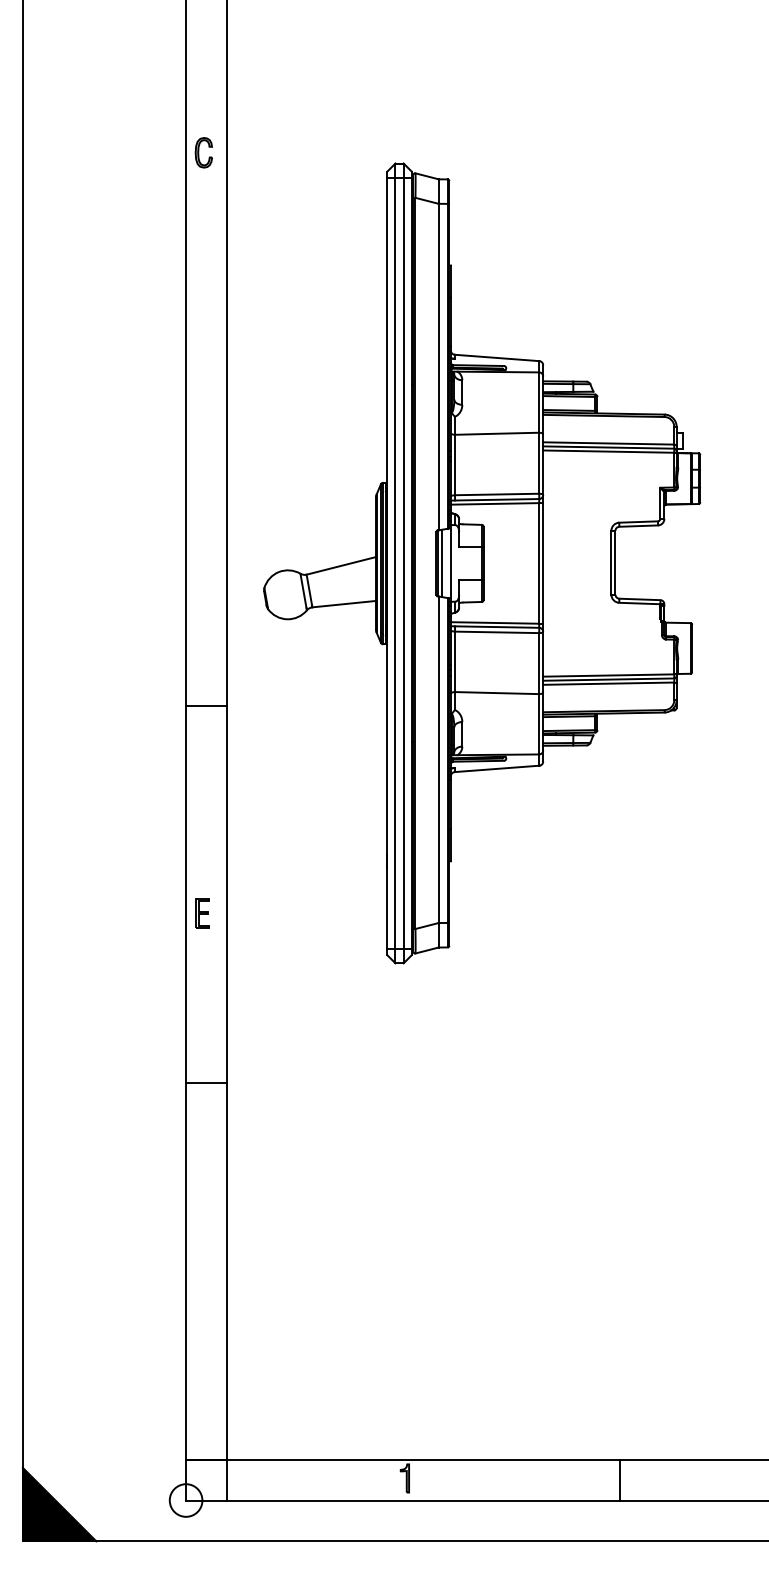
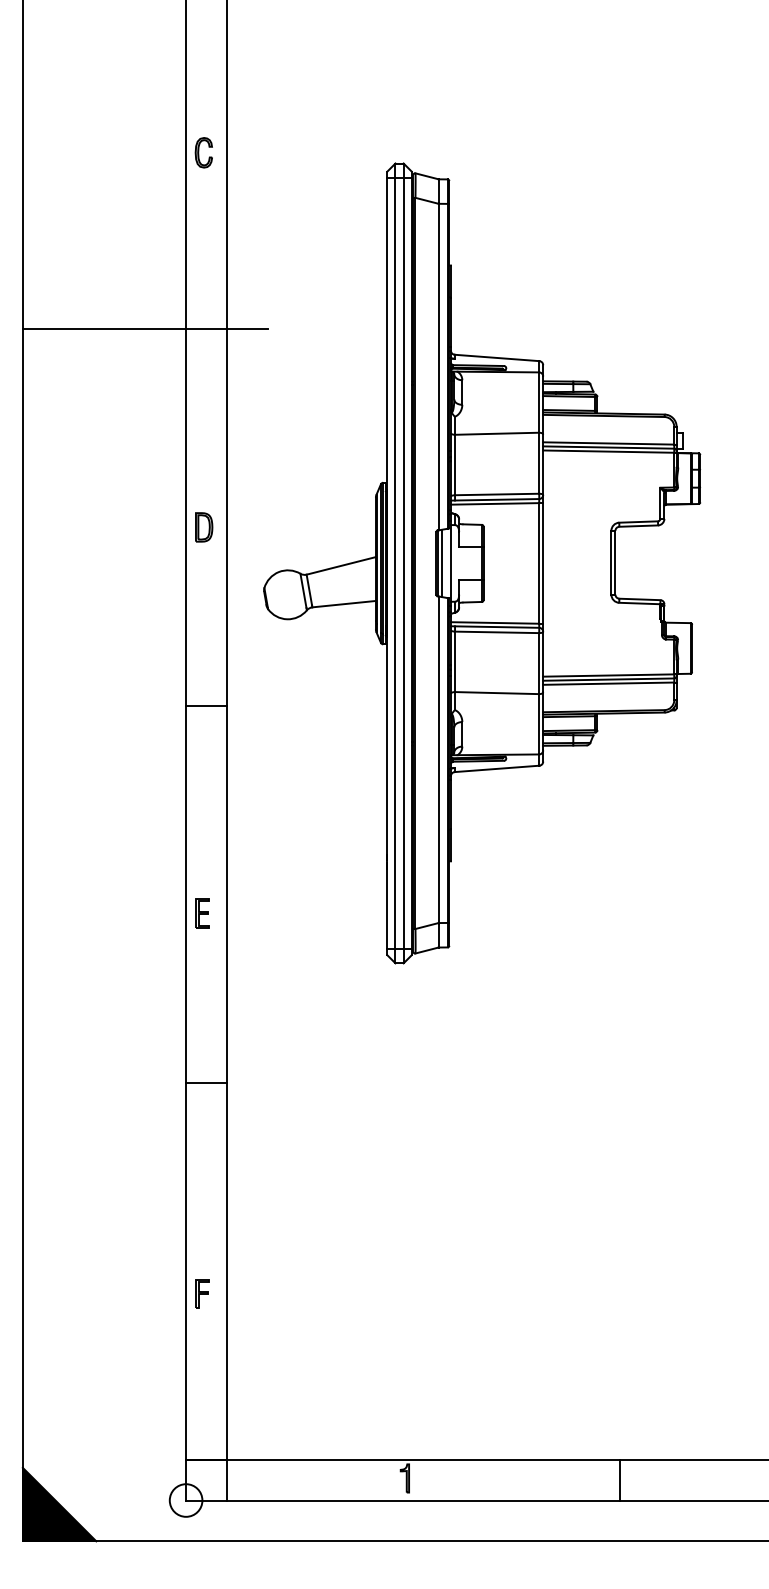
line: none -> present (144, 329)
part: none -> present (204, 527)
part: none -> present (202, 1293)
